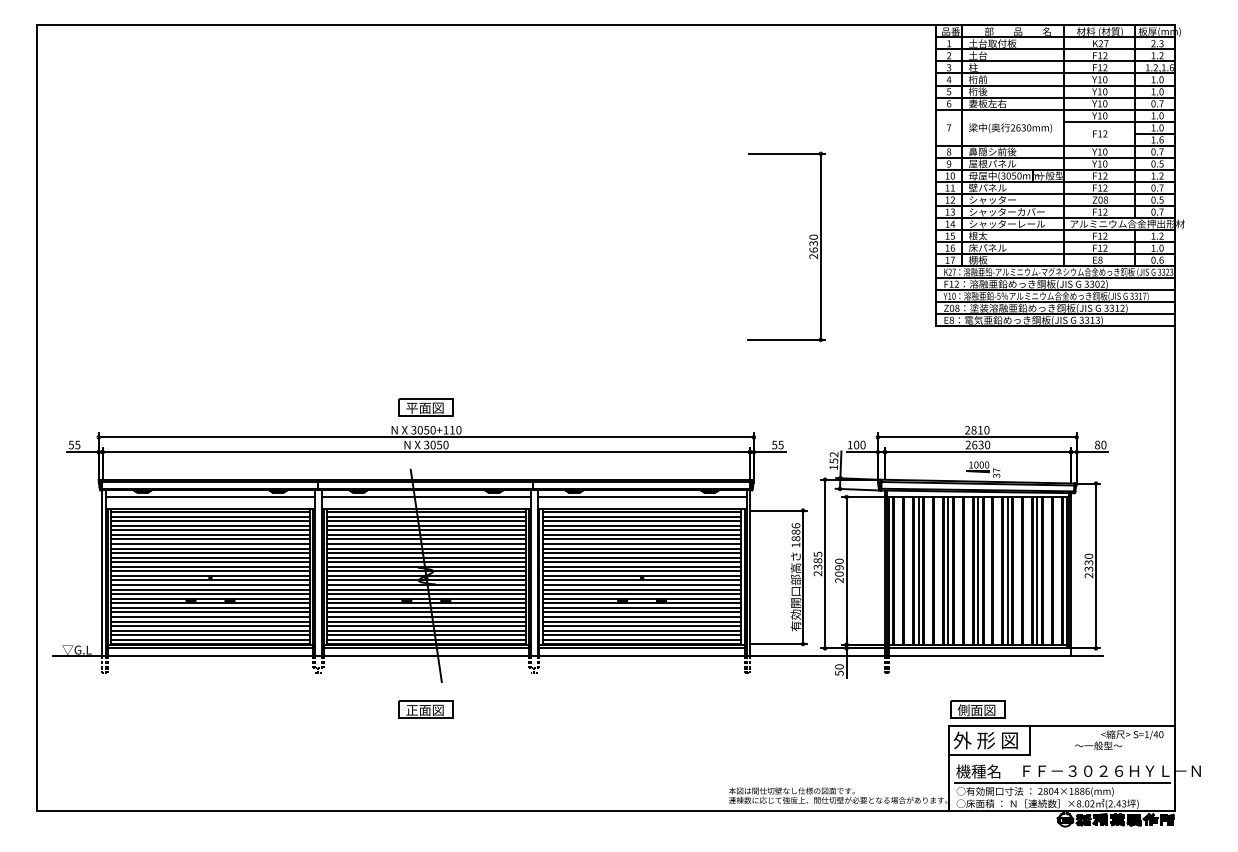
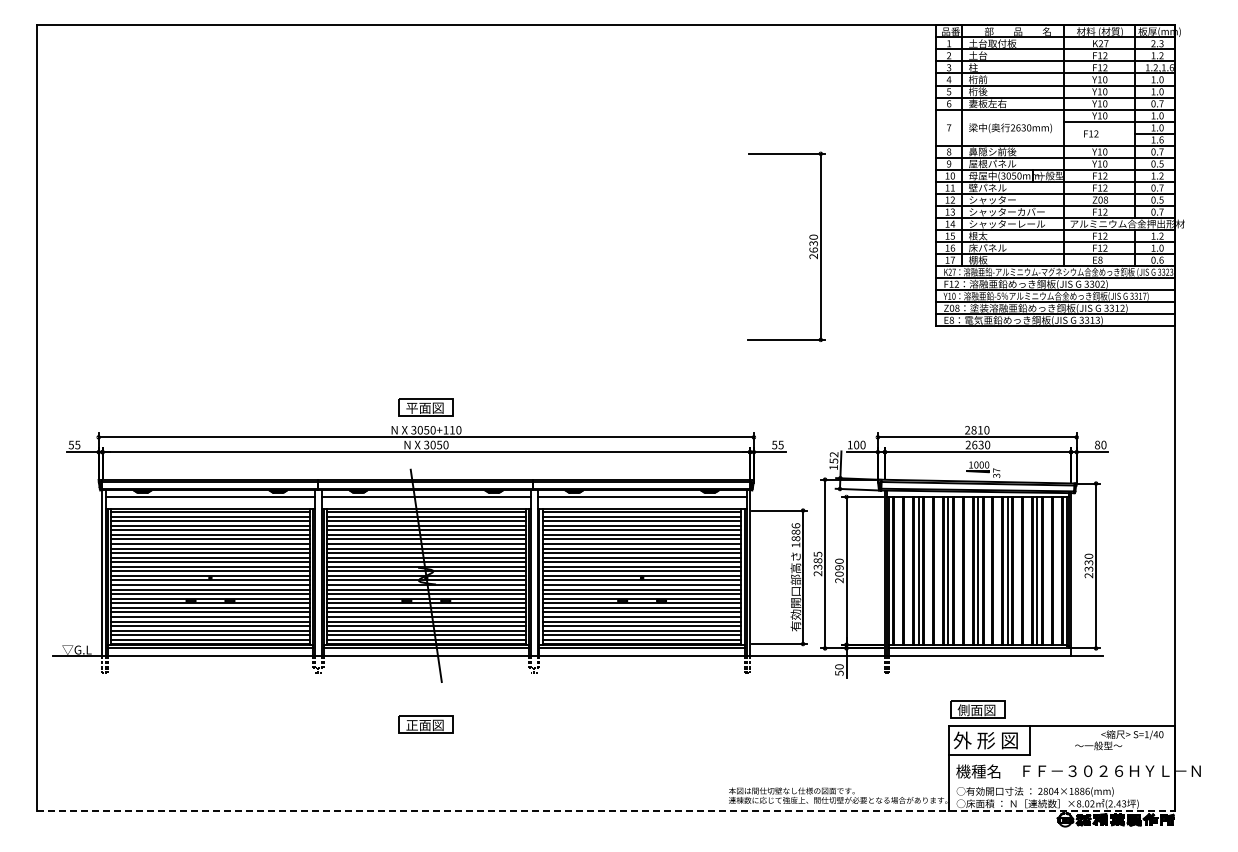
text position: (1100, 133) -> (1091, 133) (1091, 133)
part position: (425, 709) -> (425, 724) (425, 724)
line: present -> none (1061, 782)
line: solid -> dashed (606, 811)
